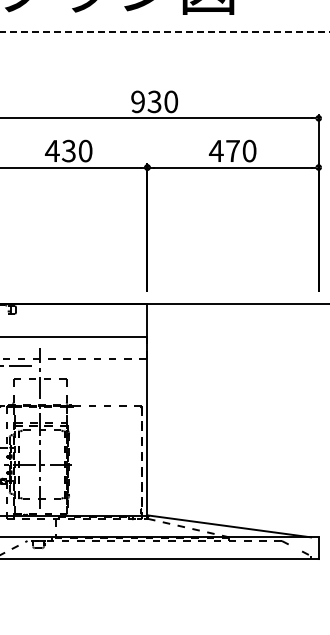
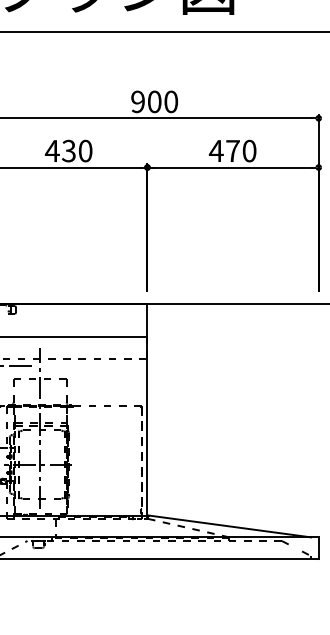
line: dashed -> solid (165, 31)
text: 930 -> 900 (154, 101)
